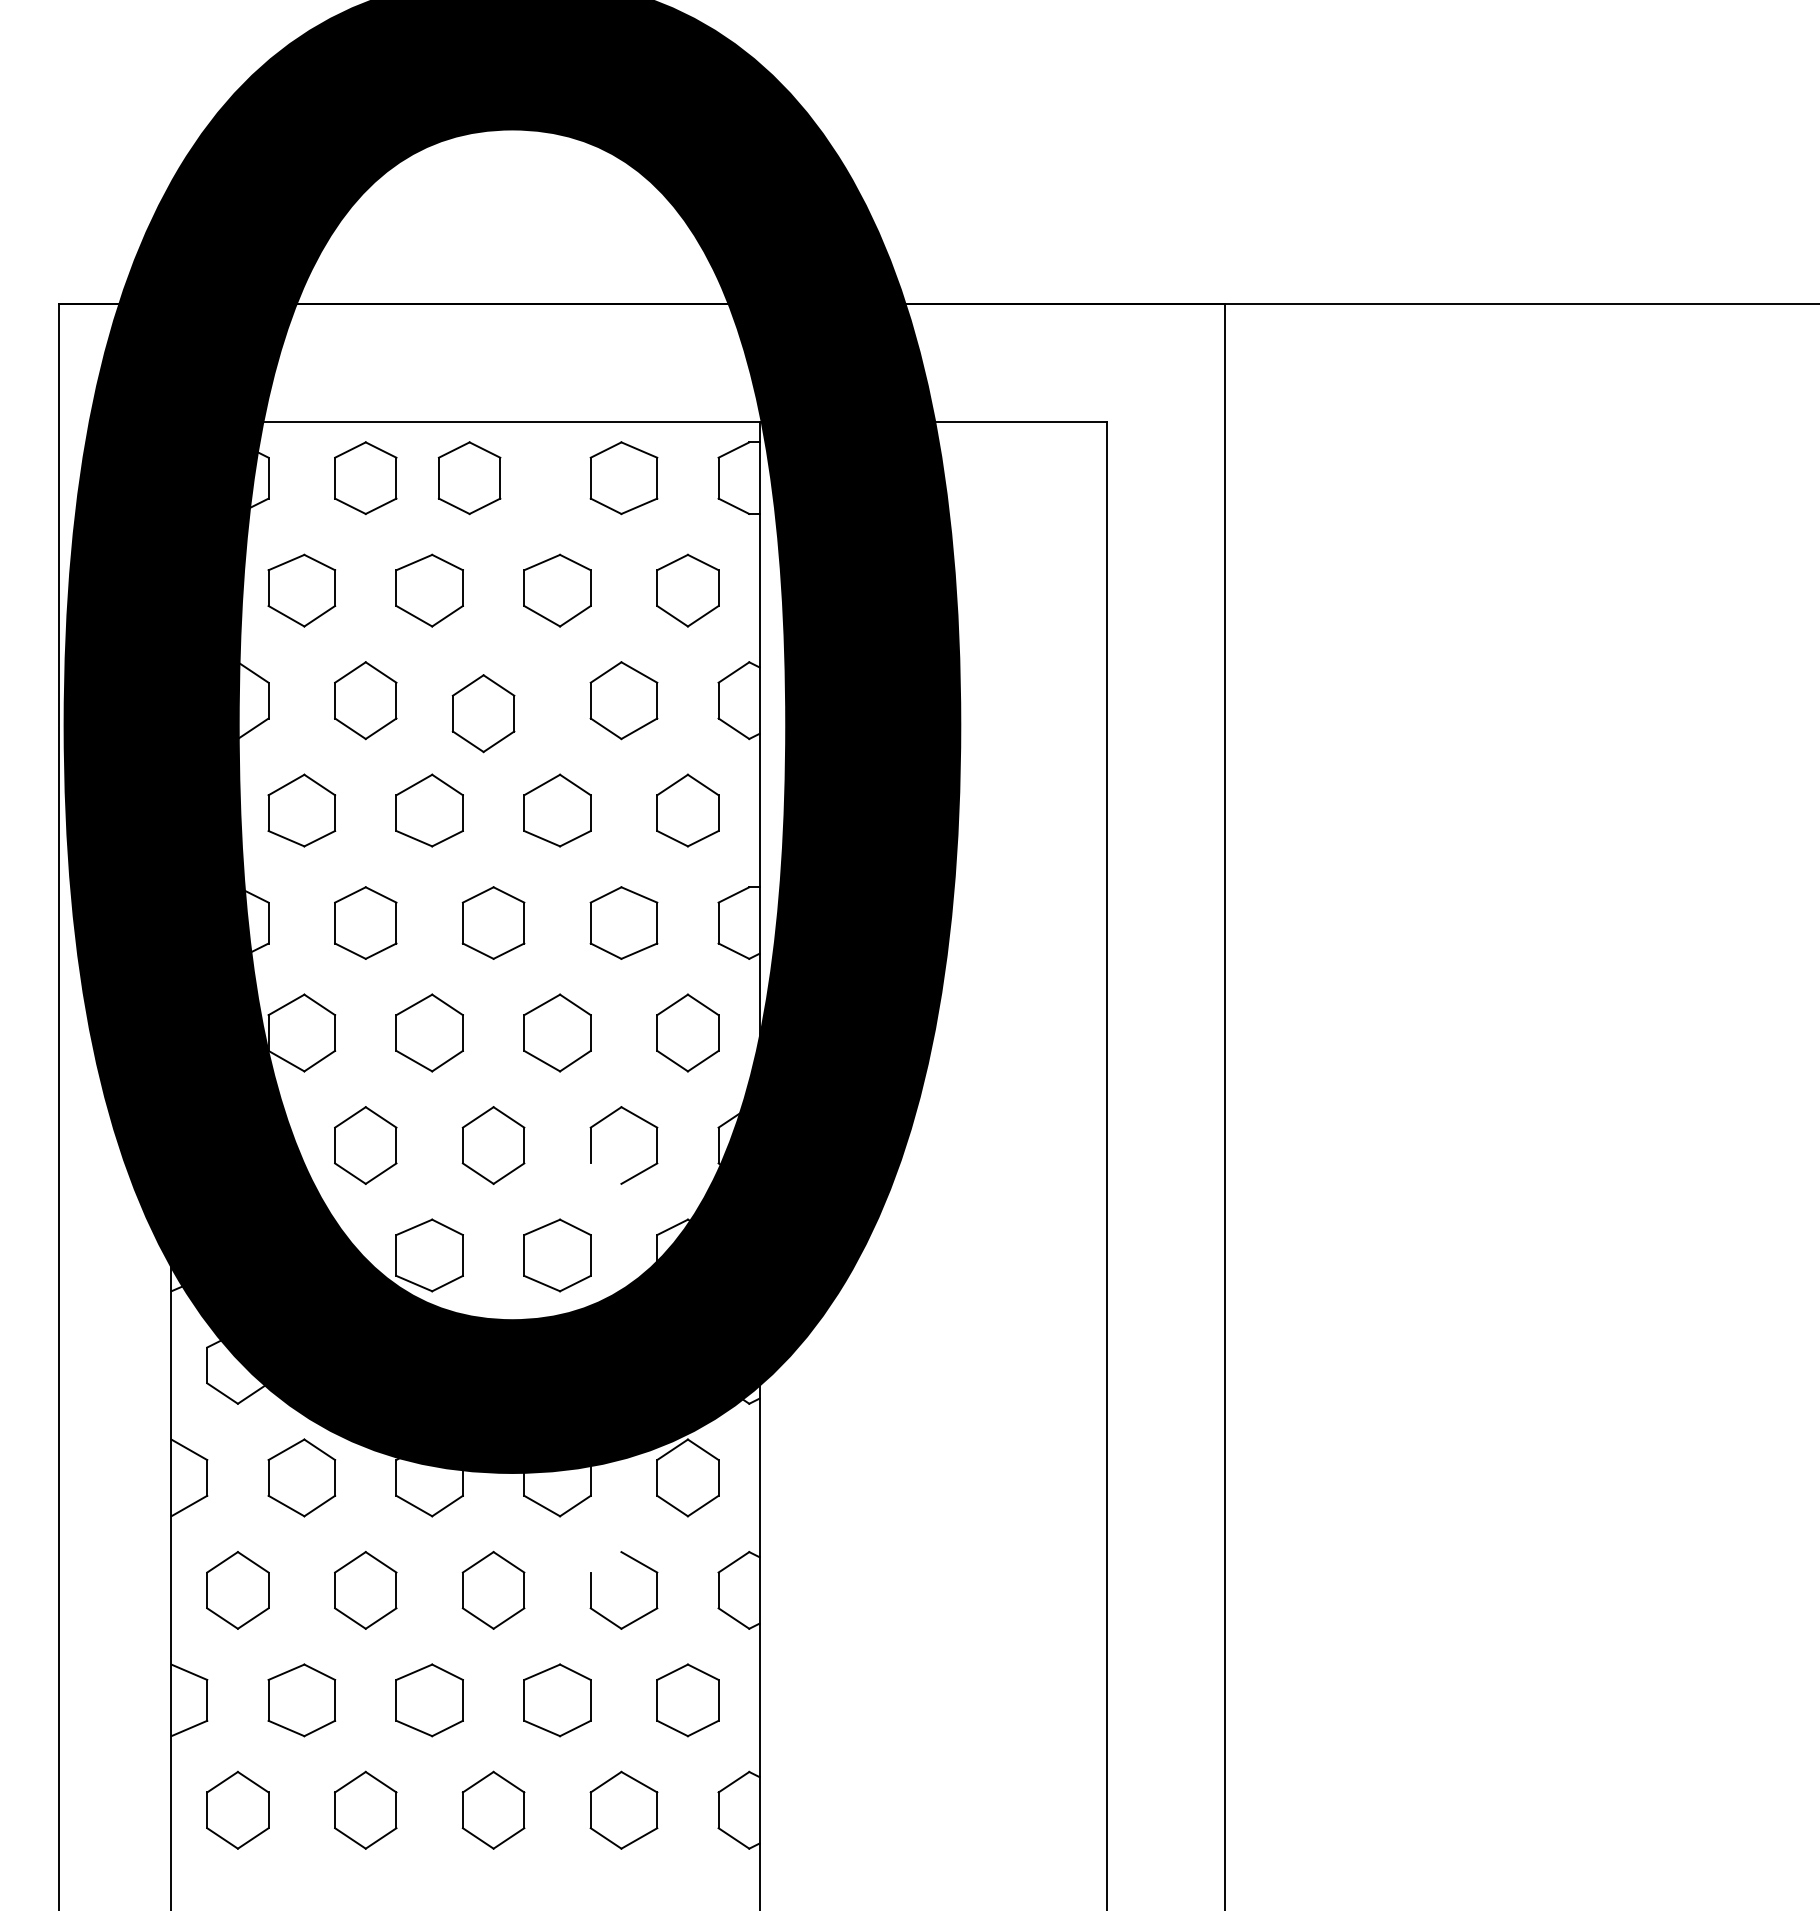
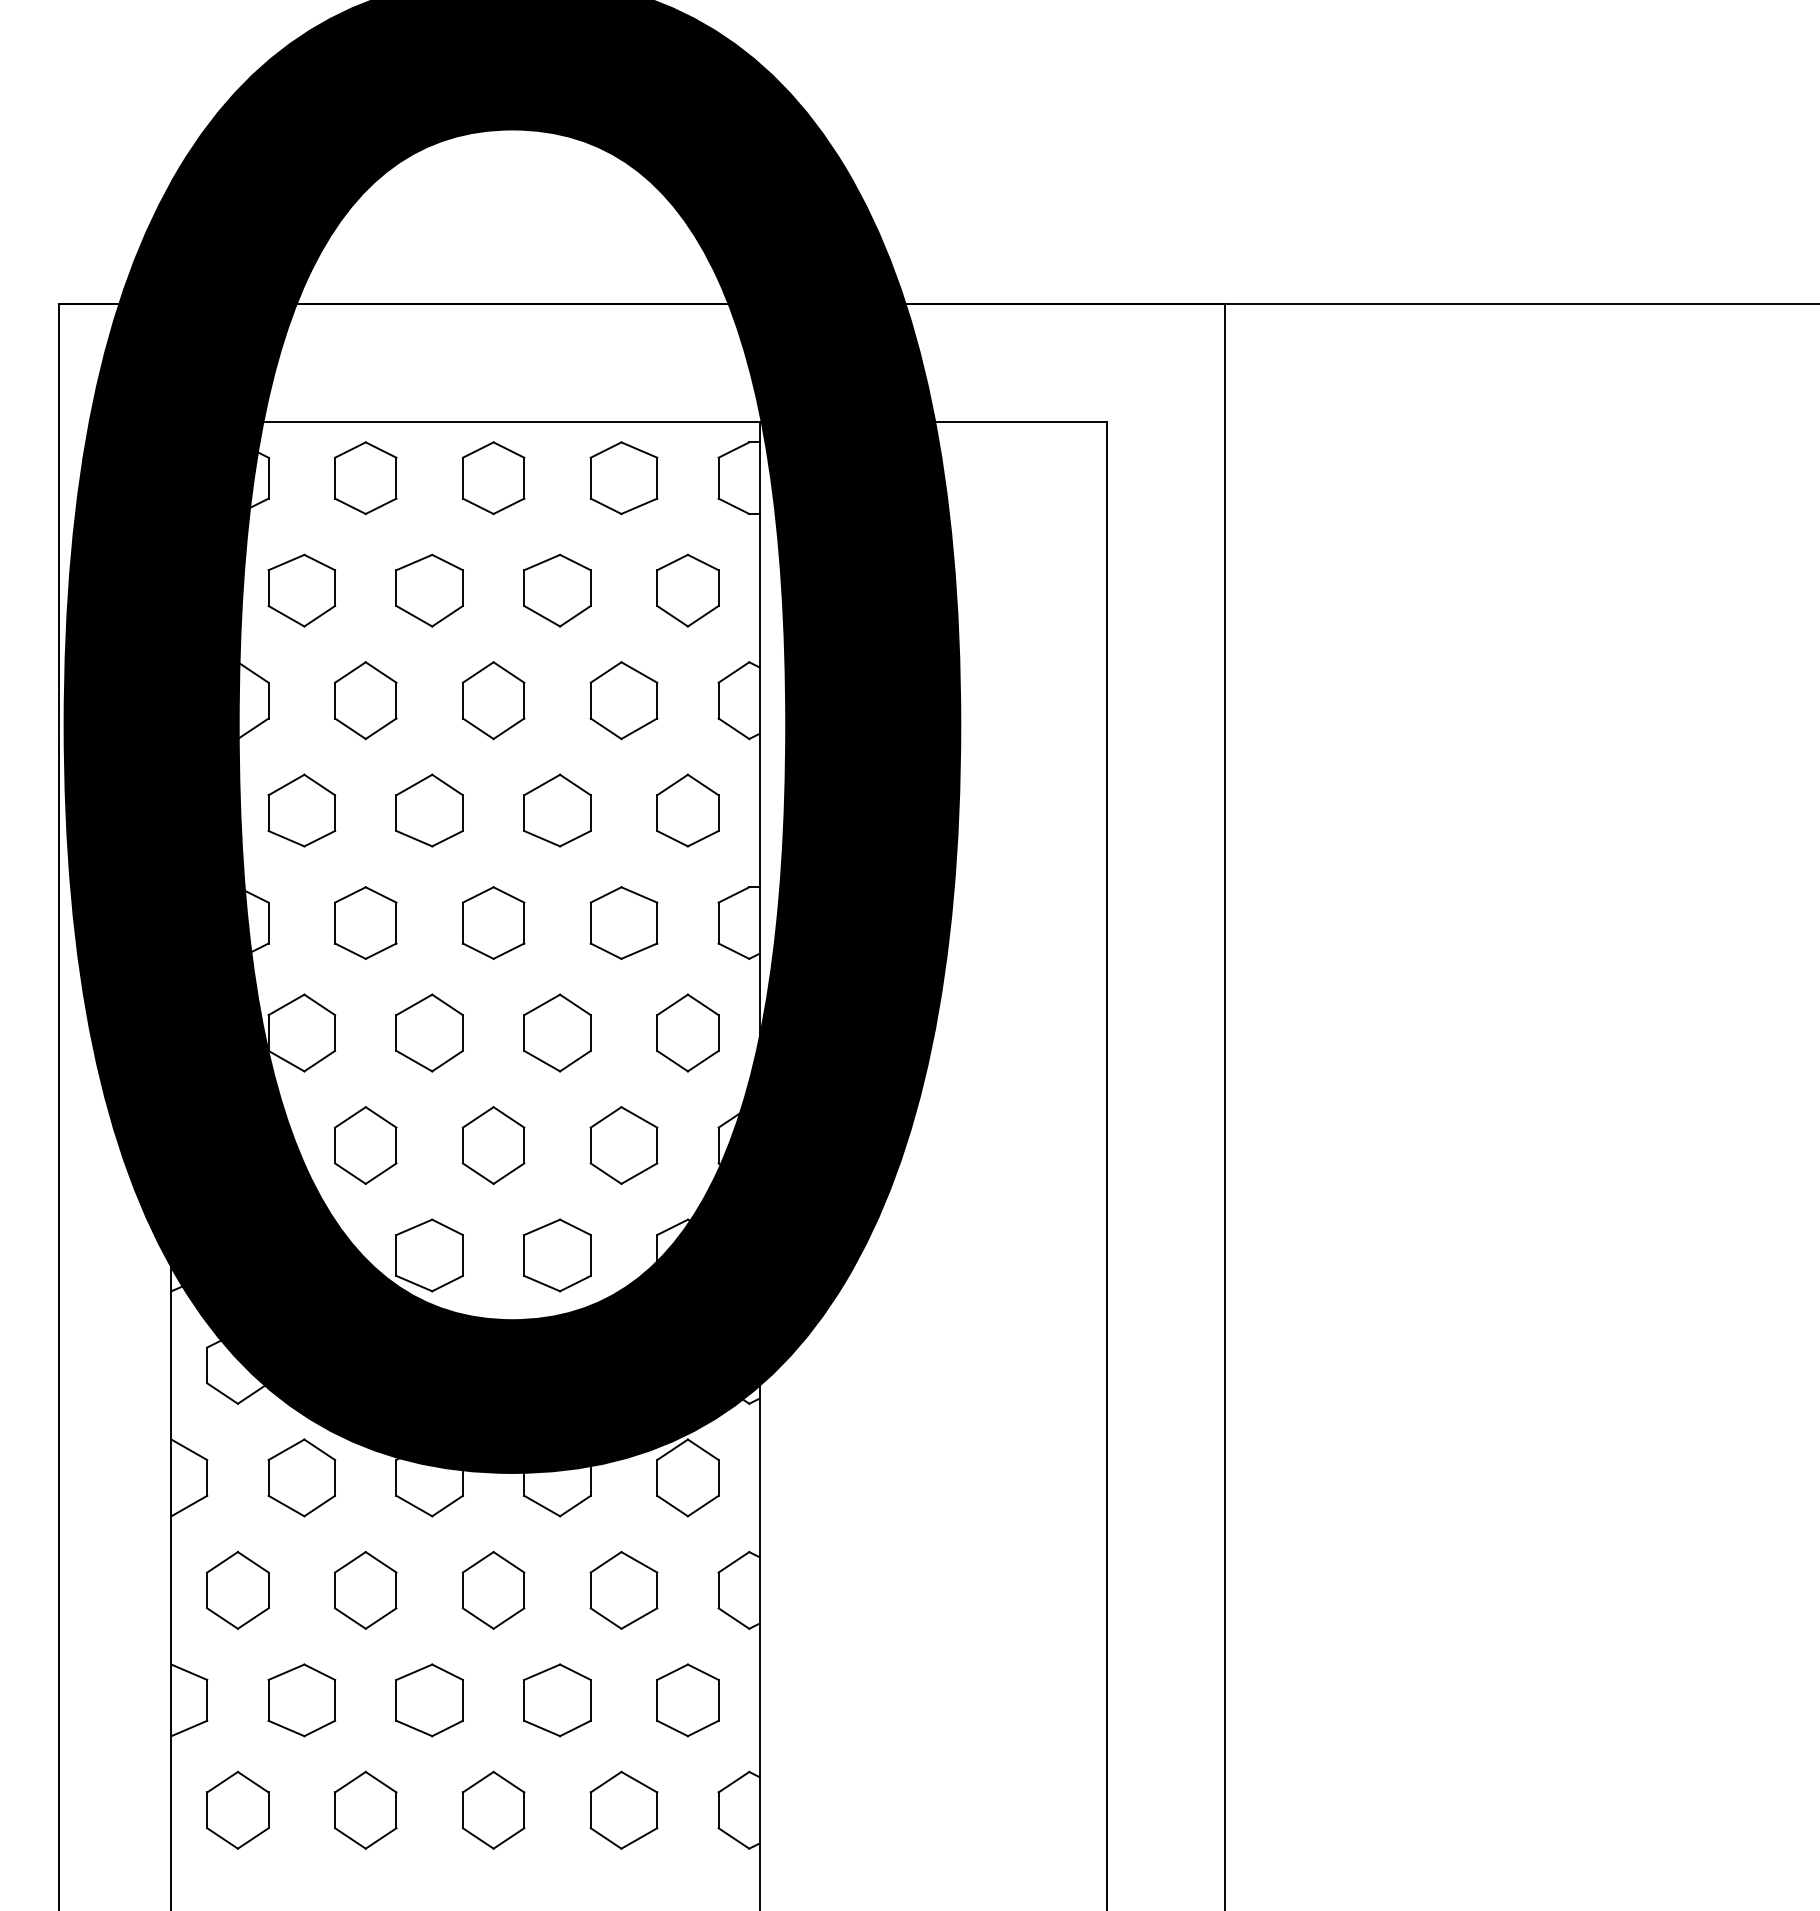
part position: (469, 478) -> (493, 478) (493, 478)
part position: (483, 713) -> (493, 700) (493, 700)
line: none -> present (605, 1173)
line: none -> present (605, 1562)
